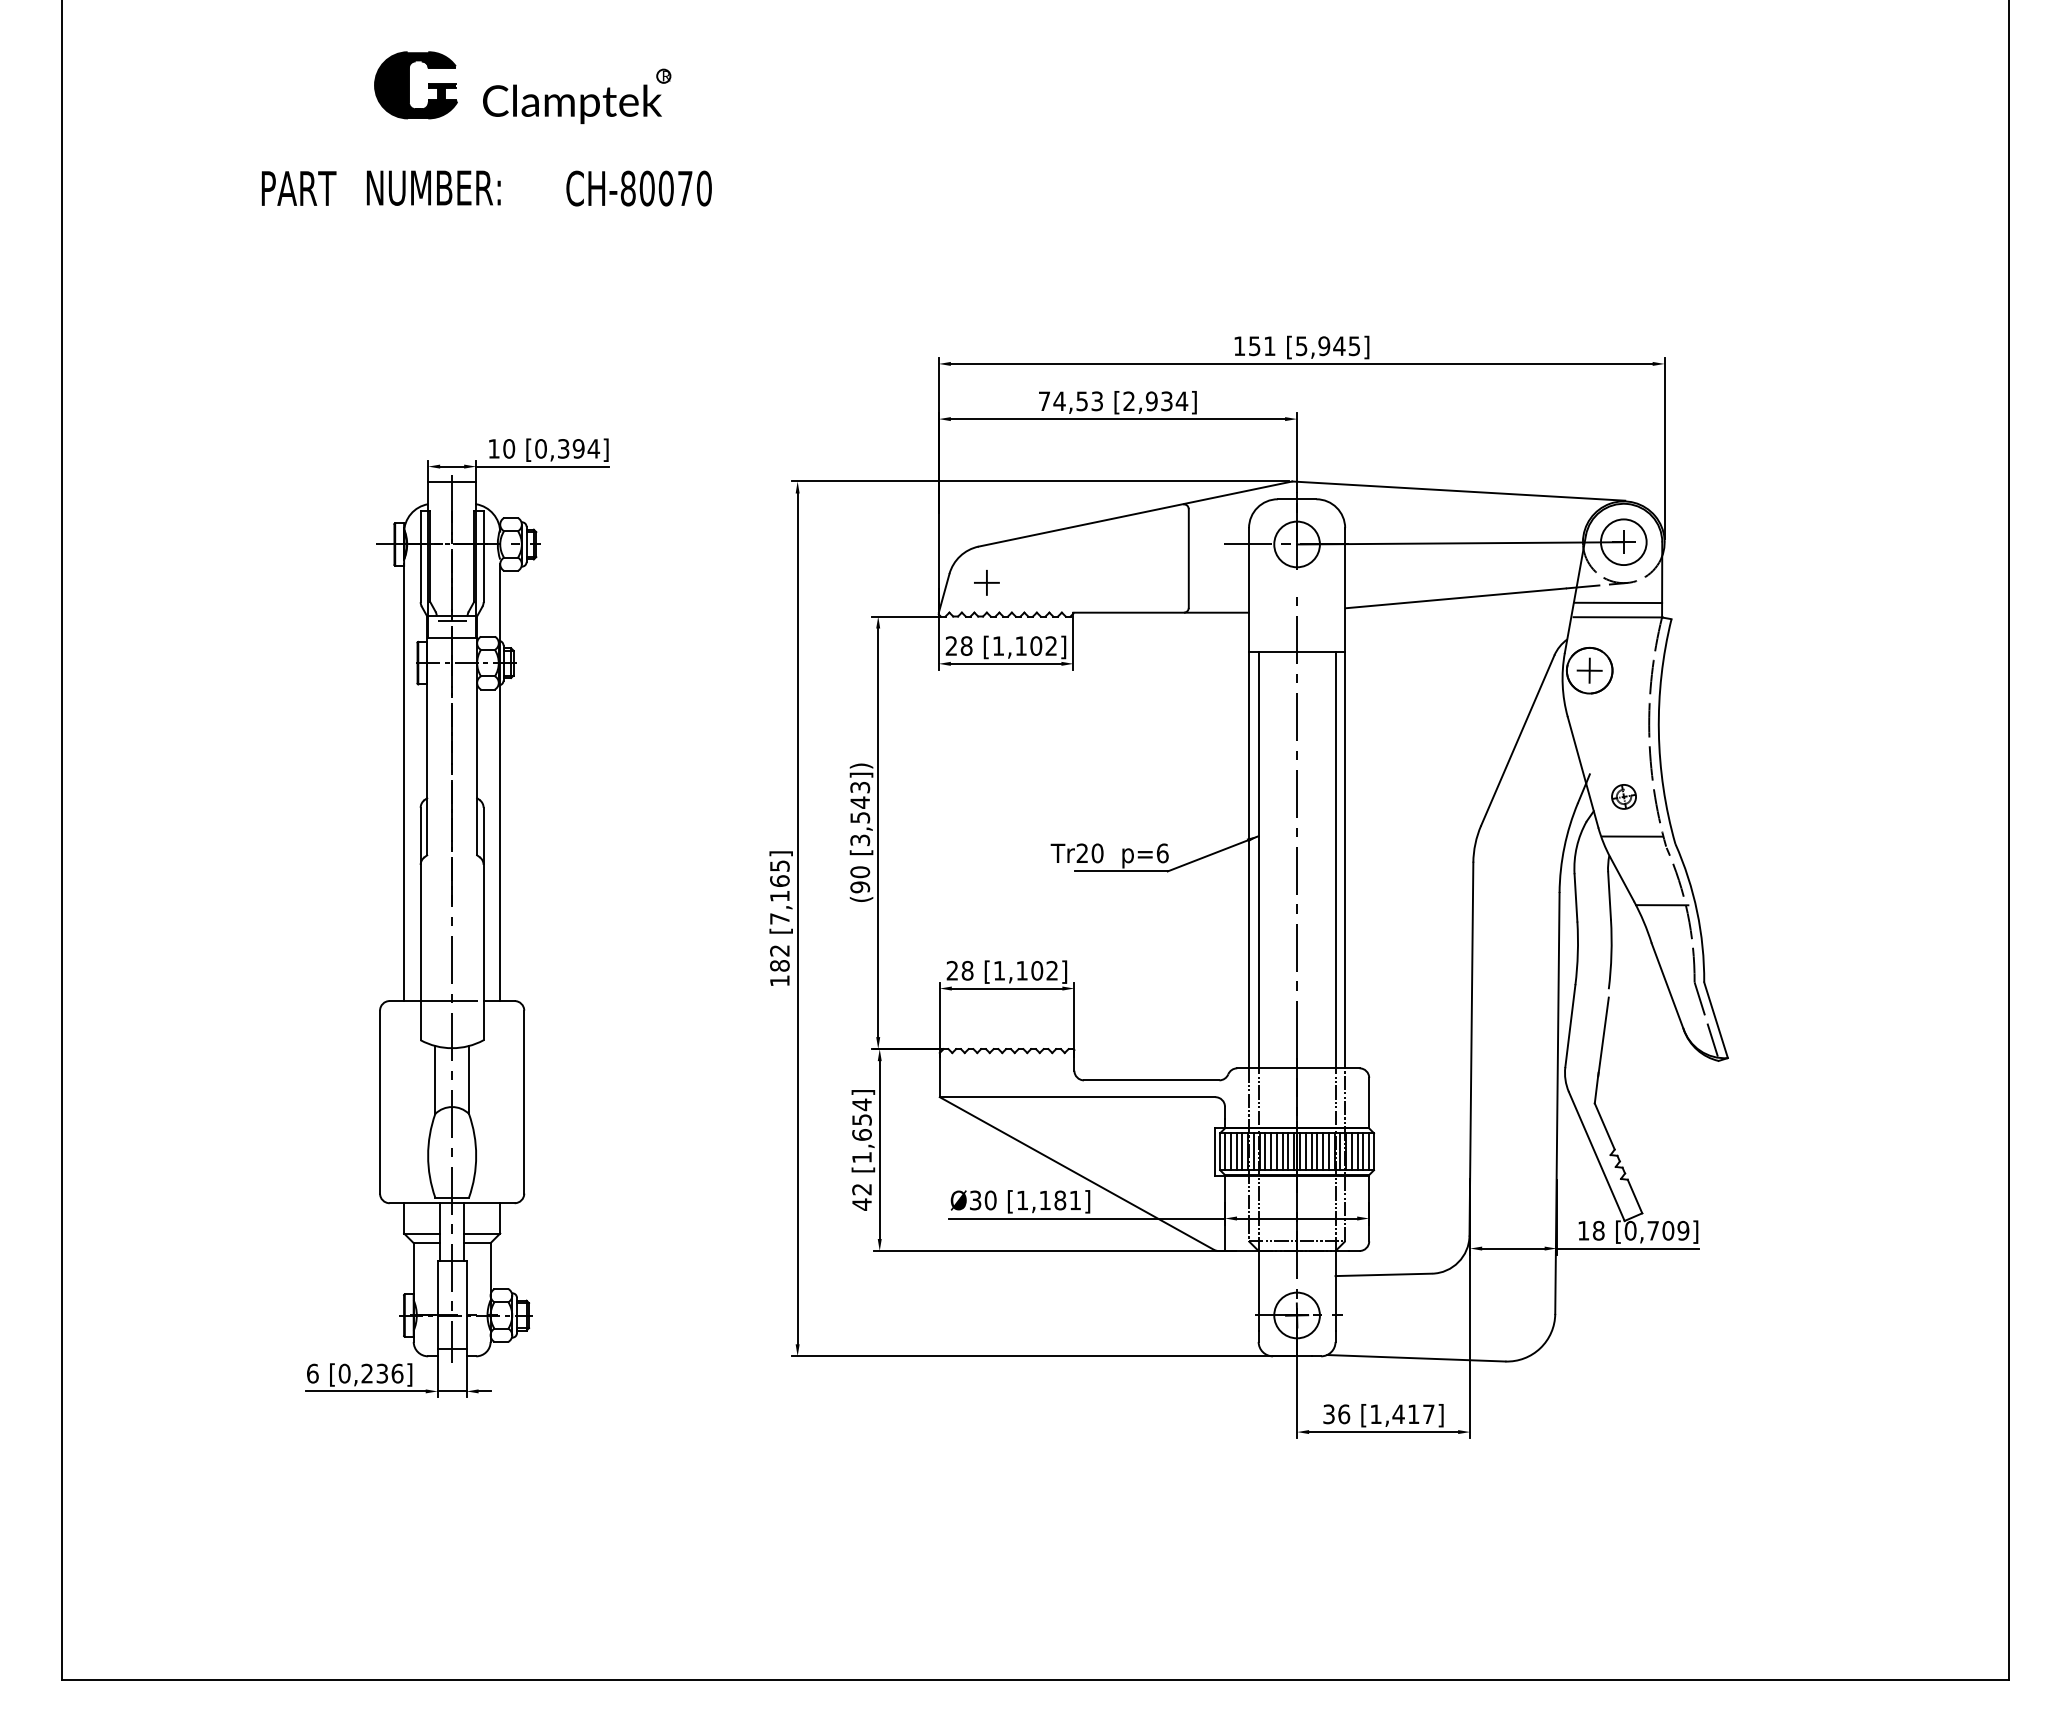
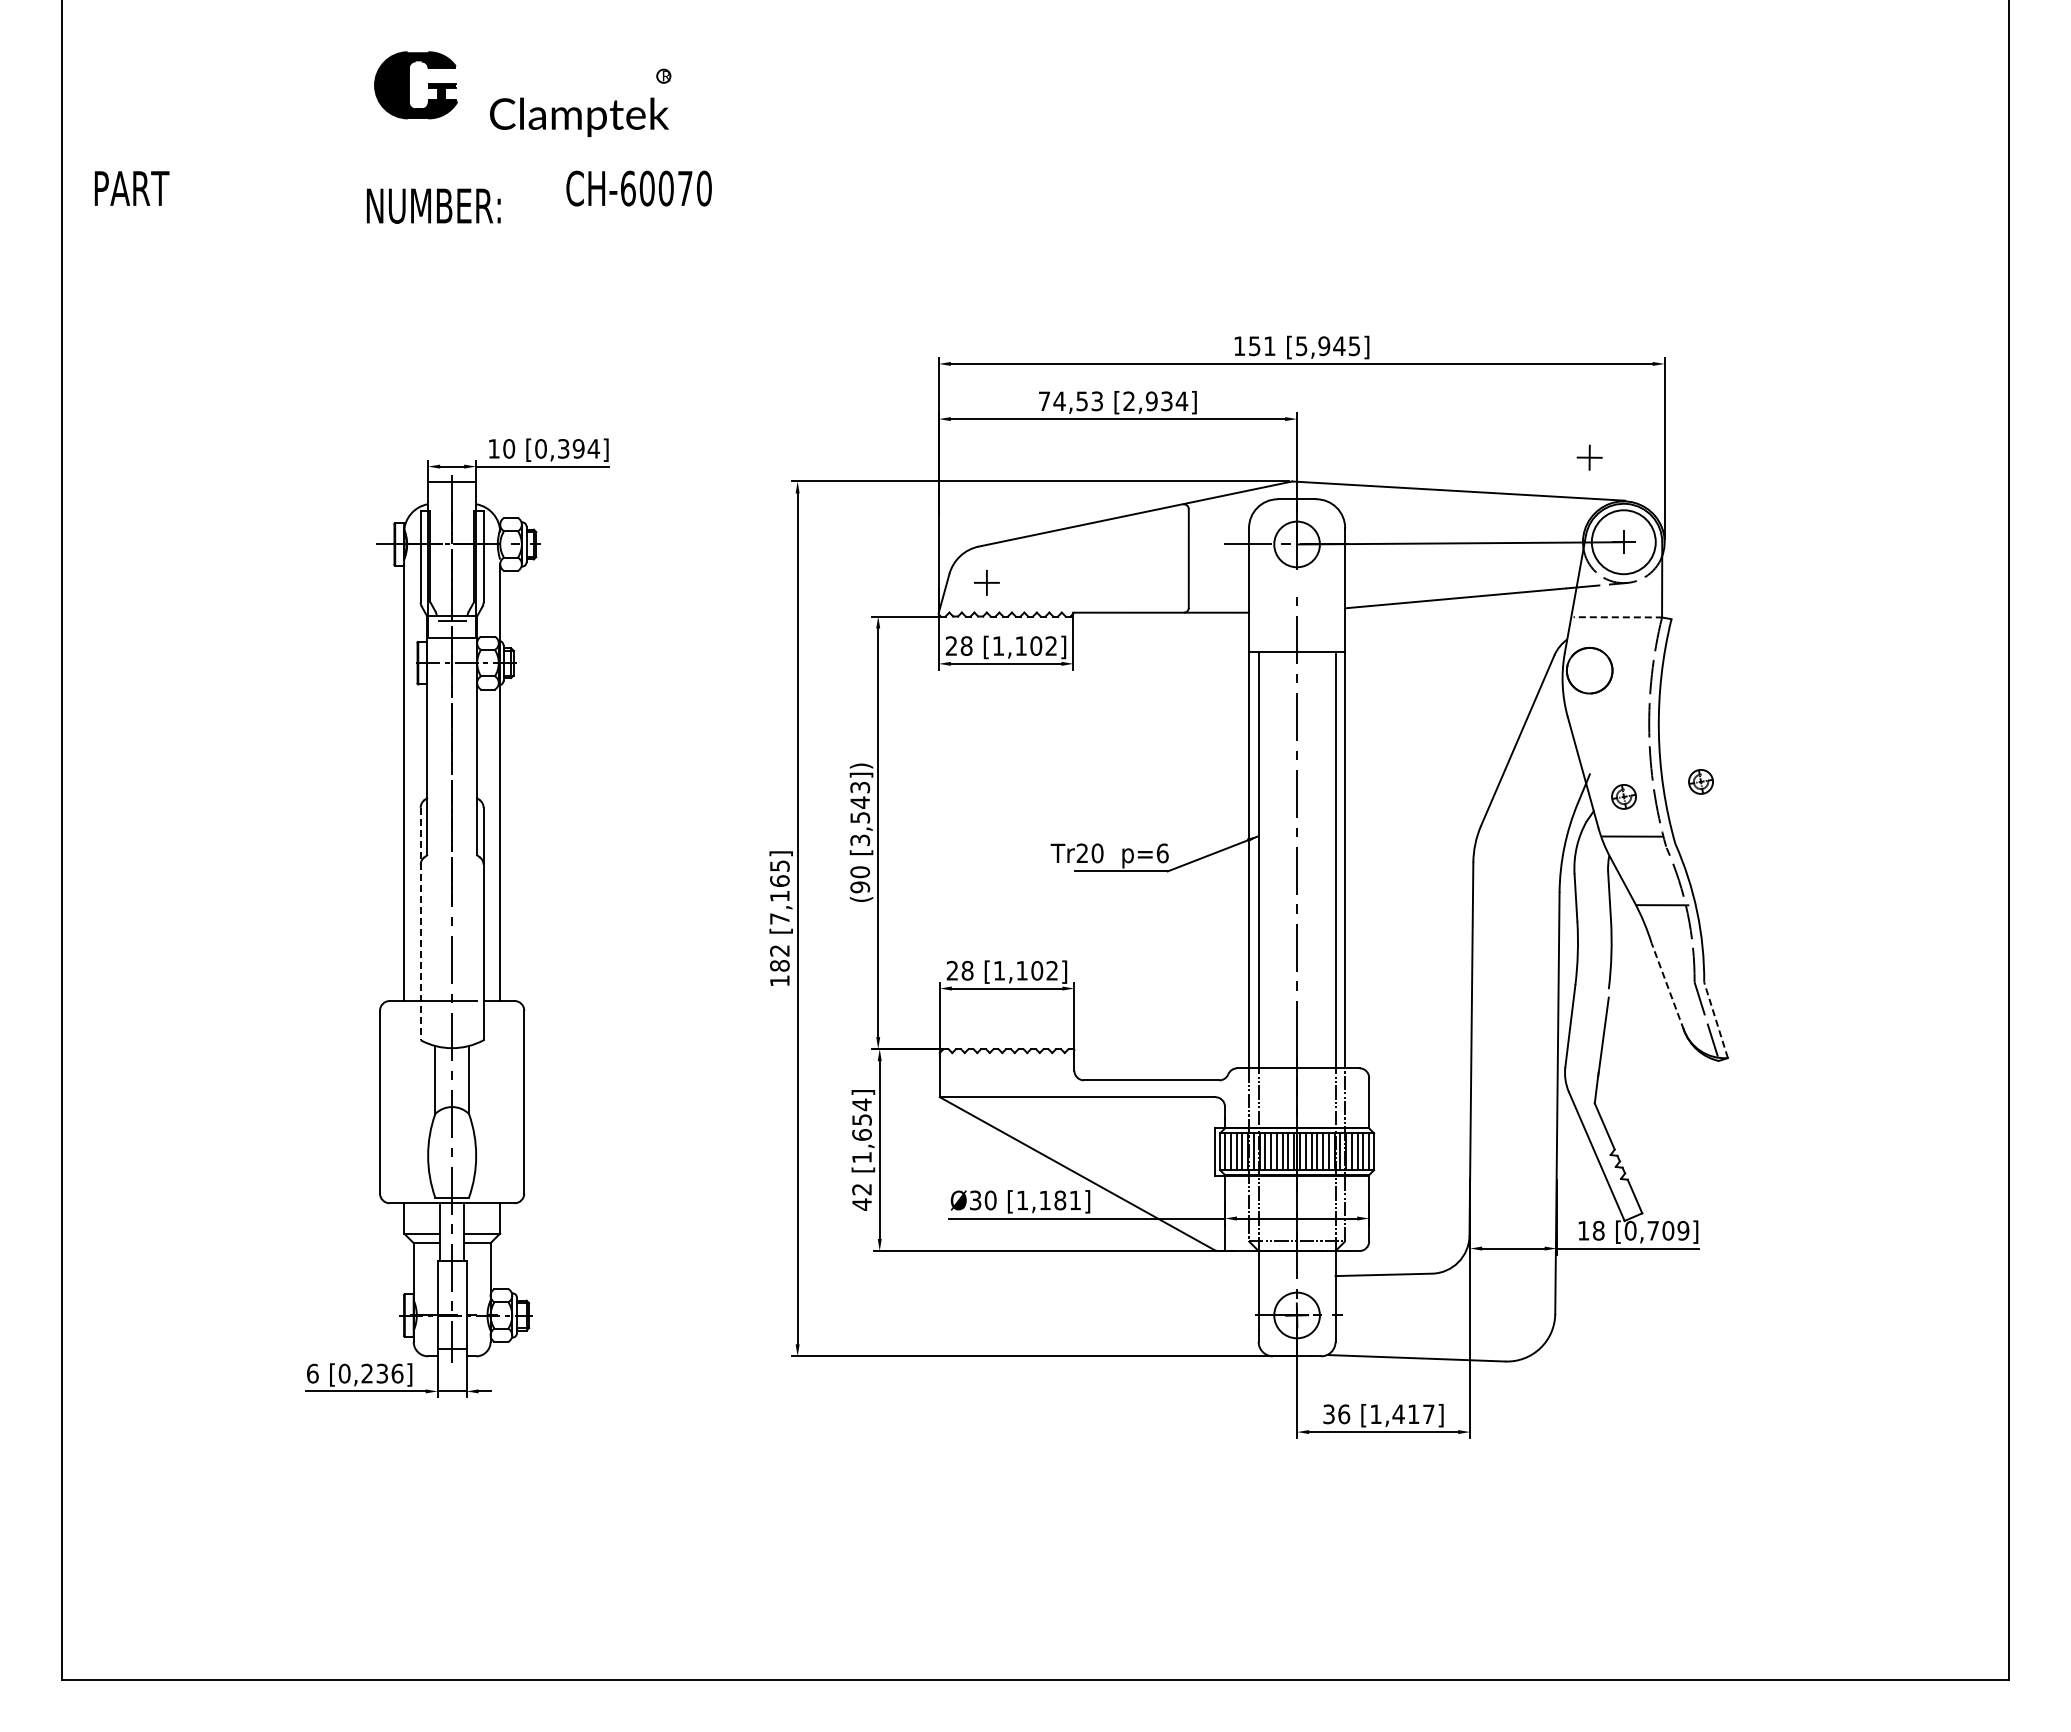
text position: (572, 104) -> (579, 117) (579, 117)
text position: (433, 187) -> (433, 205) (433, 205)
text position: (298, 188) -> (131, 188) (131, 188)
text: CH-80070 -> CH-60070 (627, 188)
circle diameter: 46 px -> 64 px (1623, 542)
line: present -> none (1618, 602)
line: solid -> dashed (1618, 617)
part position: (1589, 670) -> (1589, 457) (1589, 457)
part: none -> present (1700, 781)
line: solid -> dashed (420, 924)
line: solid -> dashed (1667, 986)
line: solid -> dashed (1716, 1020)
